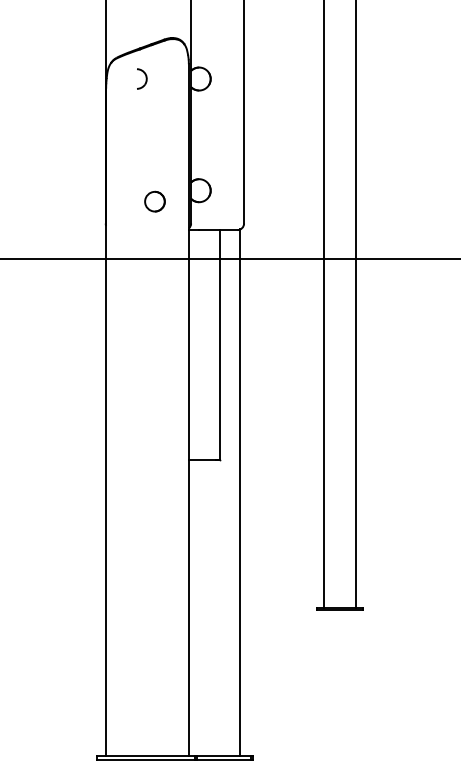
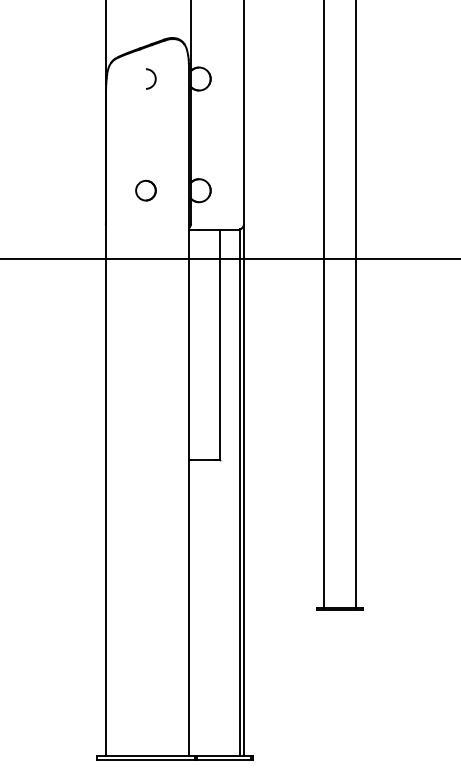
part position: (142, 78) -> (151, 78) (151, 78)
part position: (154, 201) -> (145, 190) (145, 190)
line: none -> present (243, 490)
